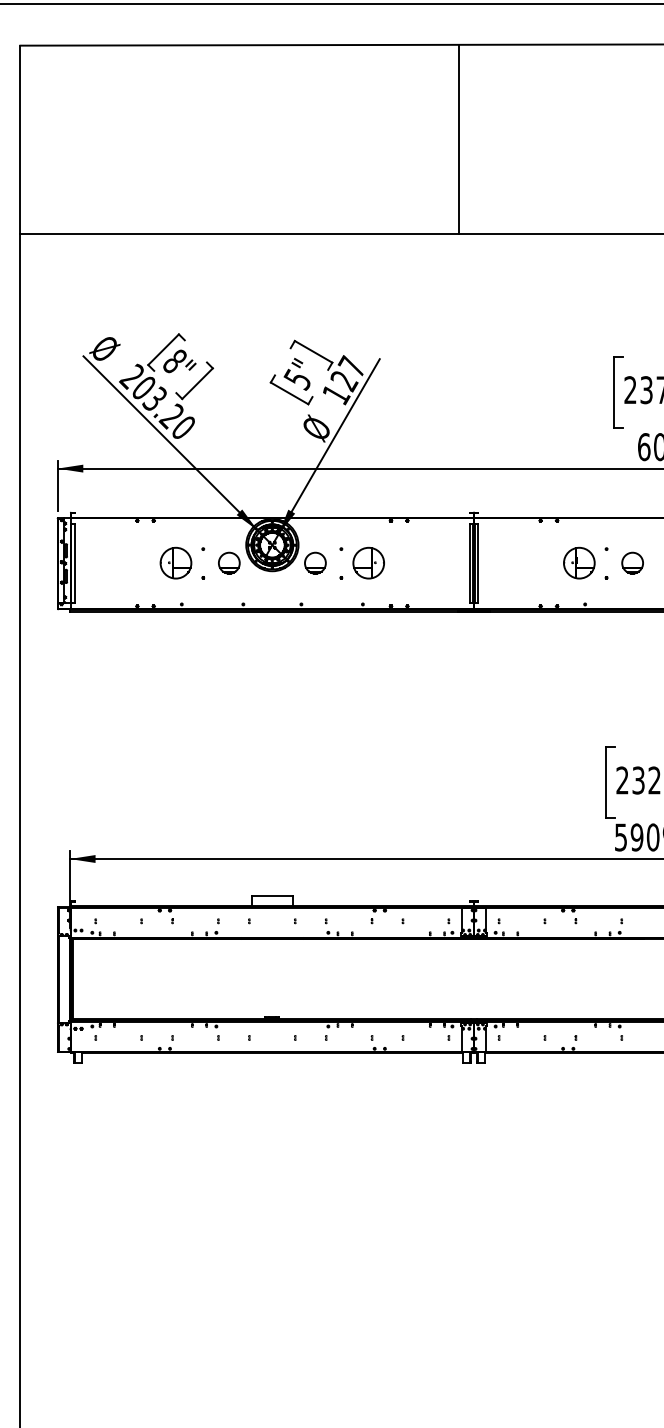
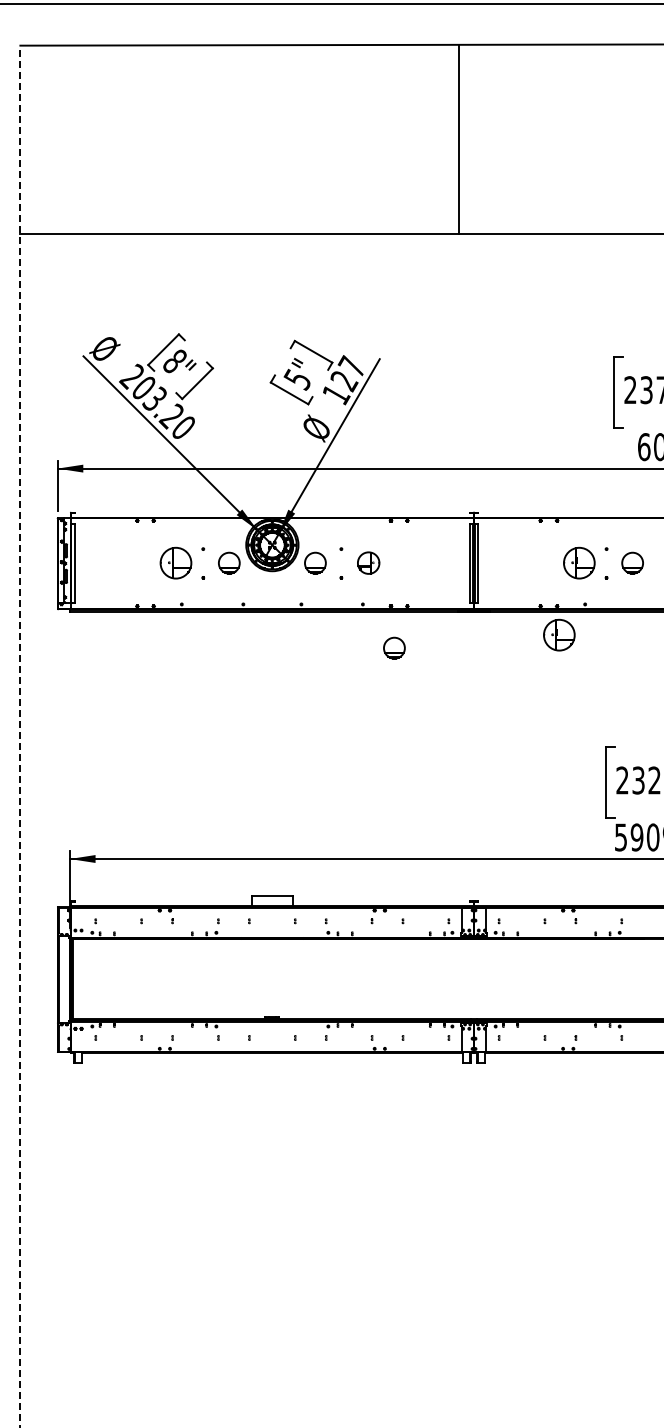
part size: 33x34 px -> 24x24 px (368, 562)
part: none -> present (559, 634)
part: none -> present (394, 647)
line: solid -> dashed (20, 736)
